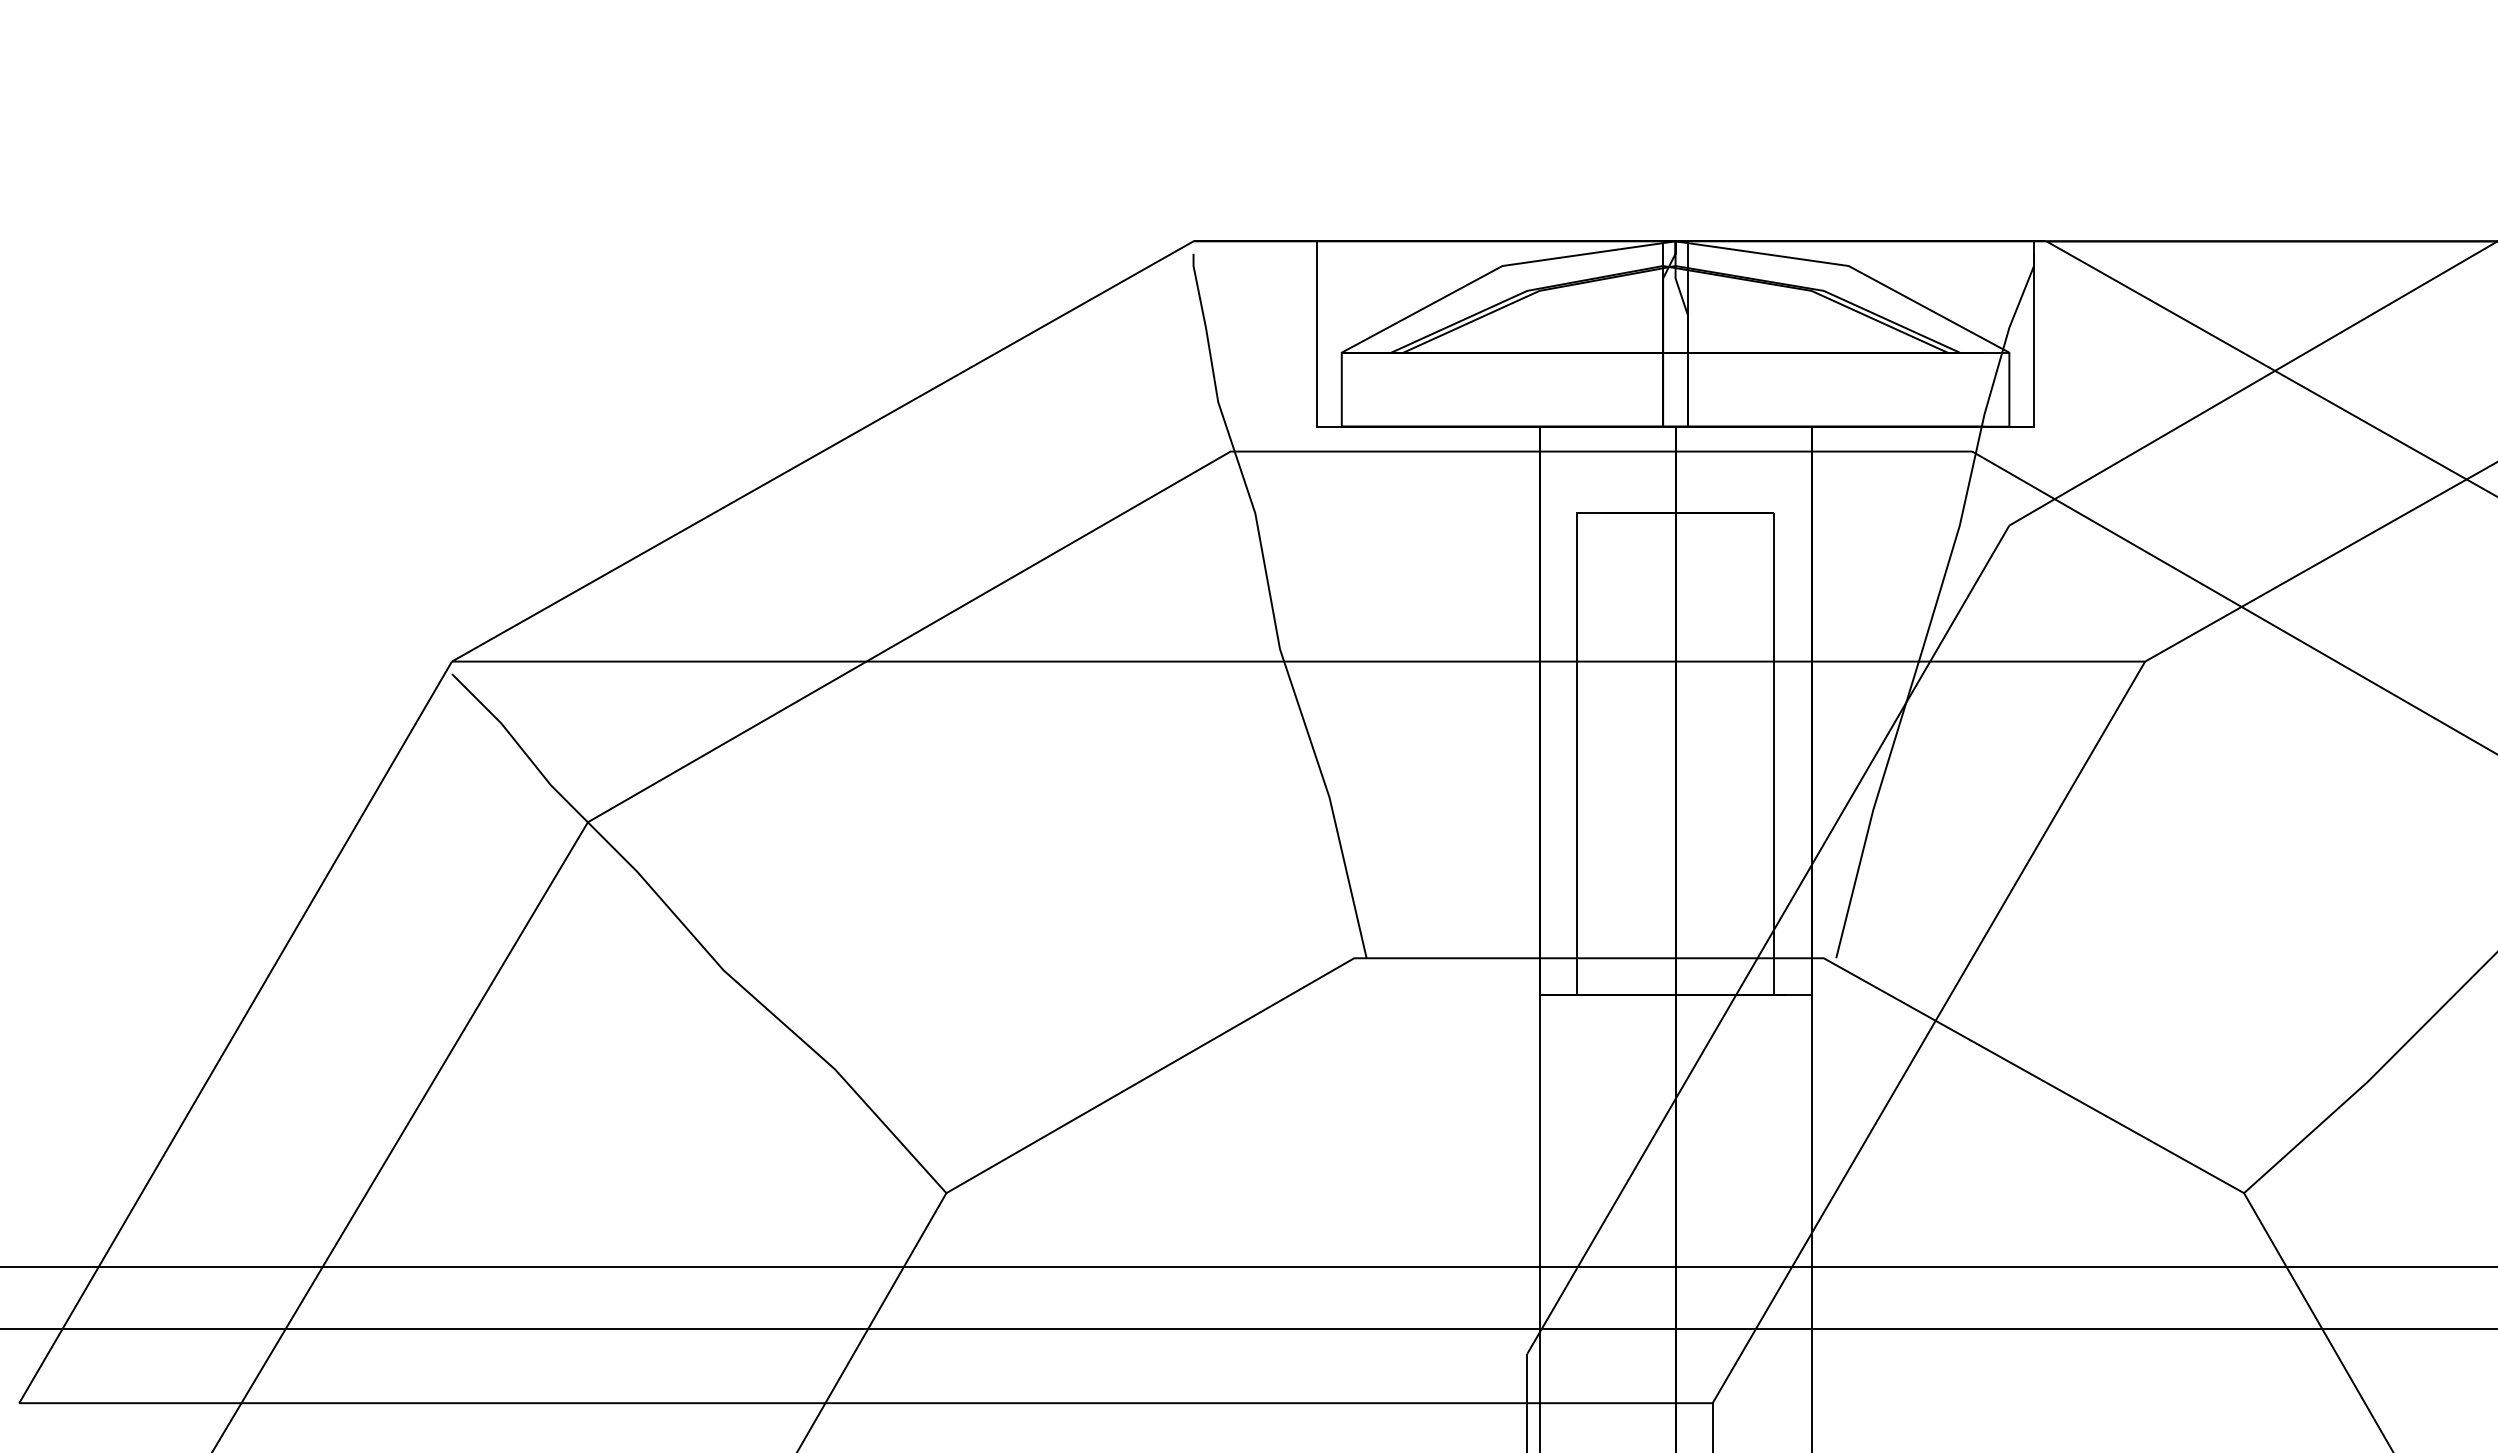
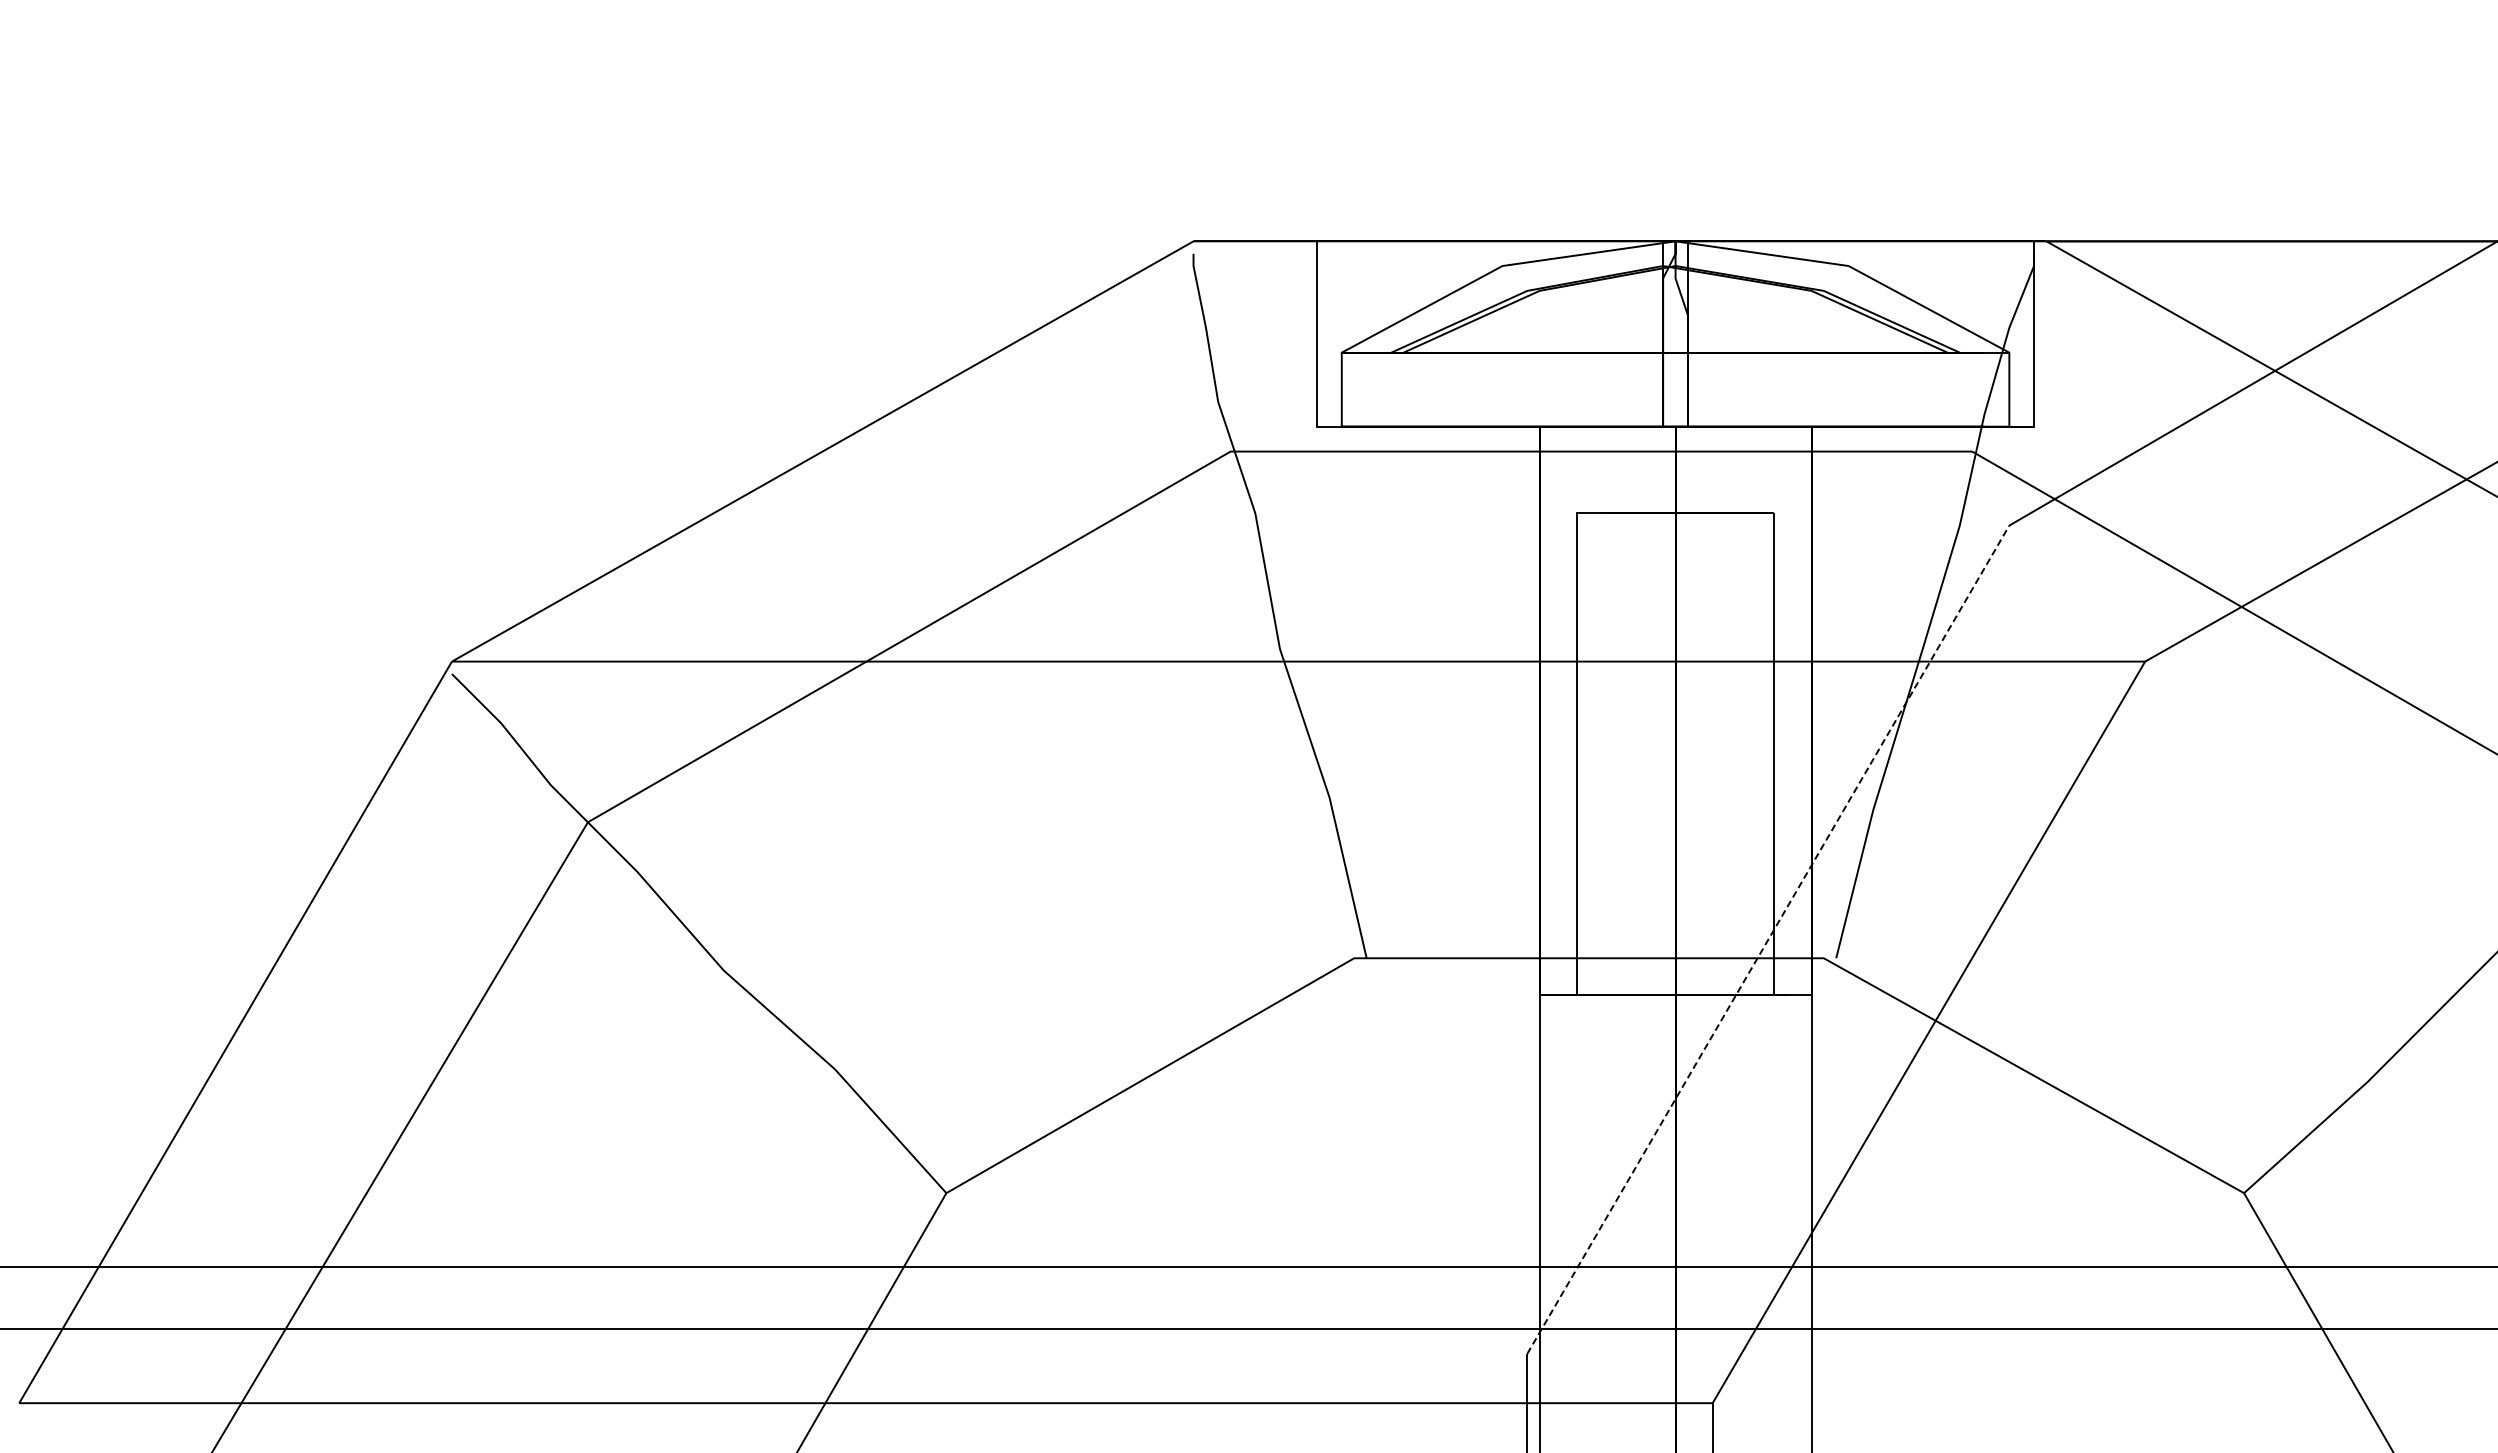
line: solid -> dashed (1768, 939)
